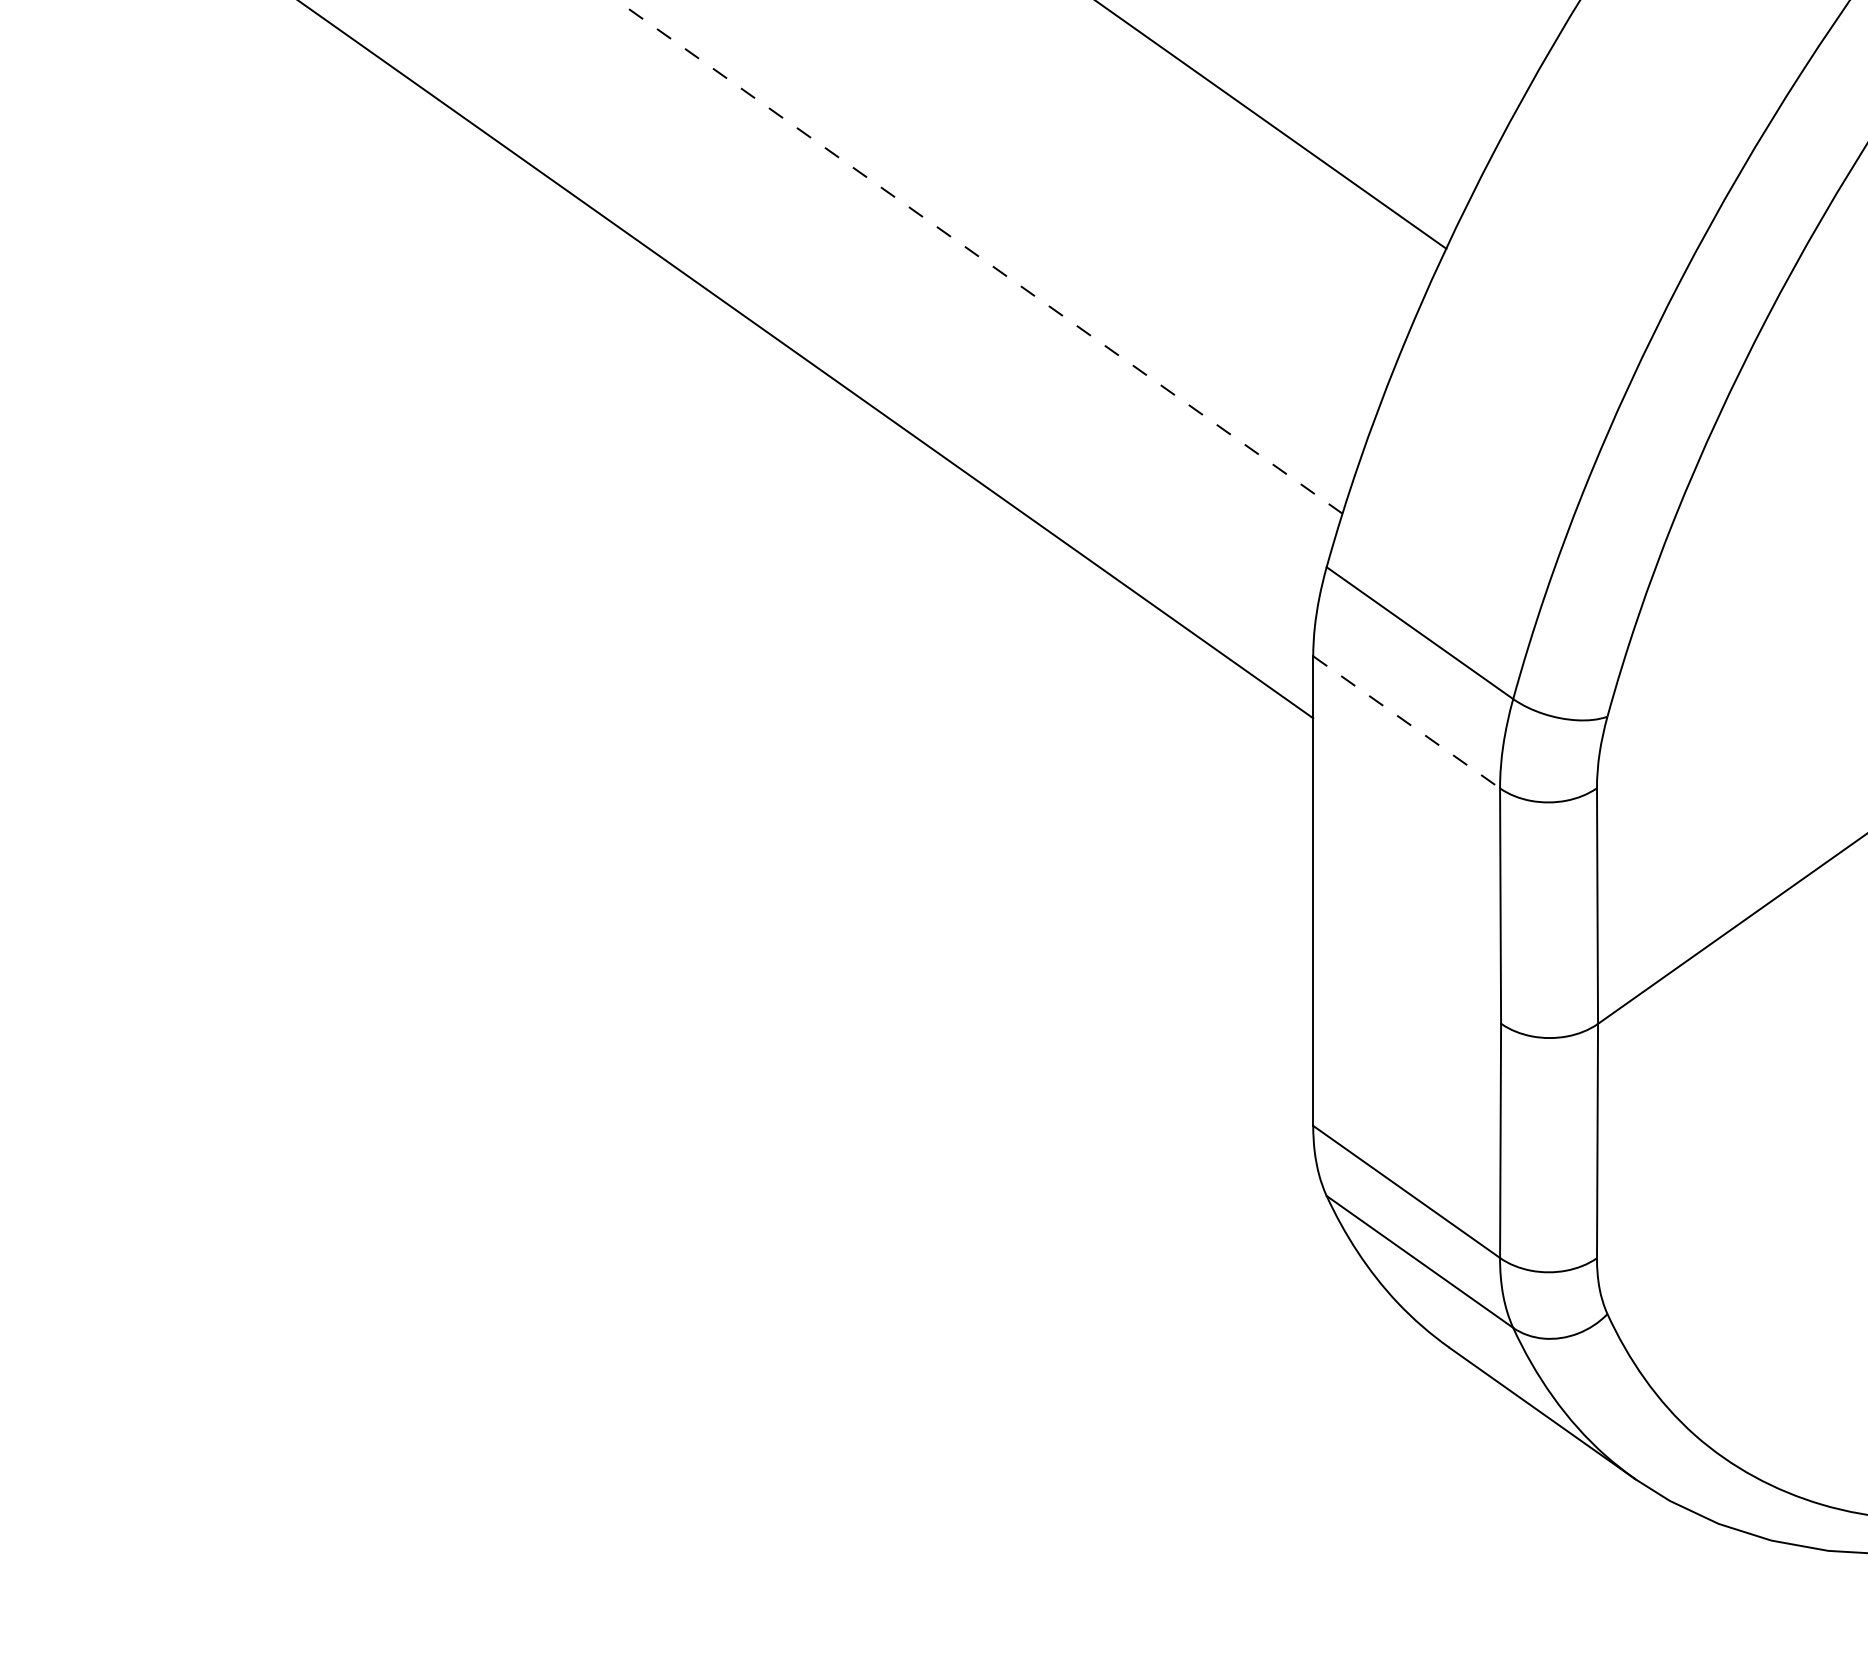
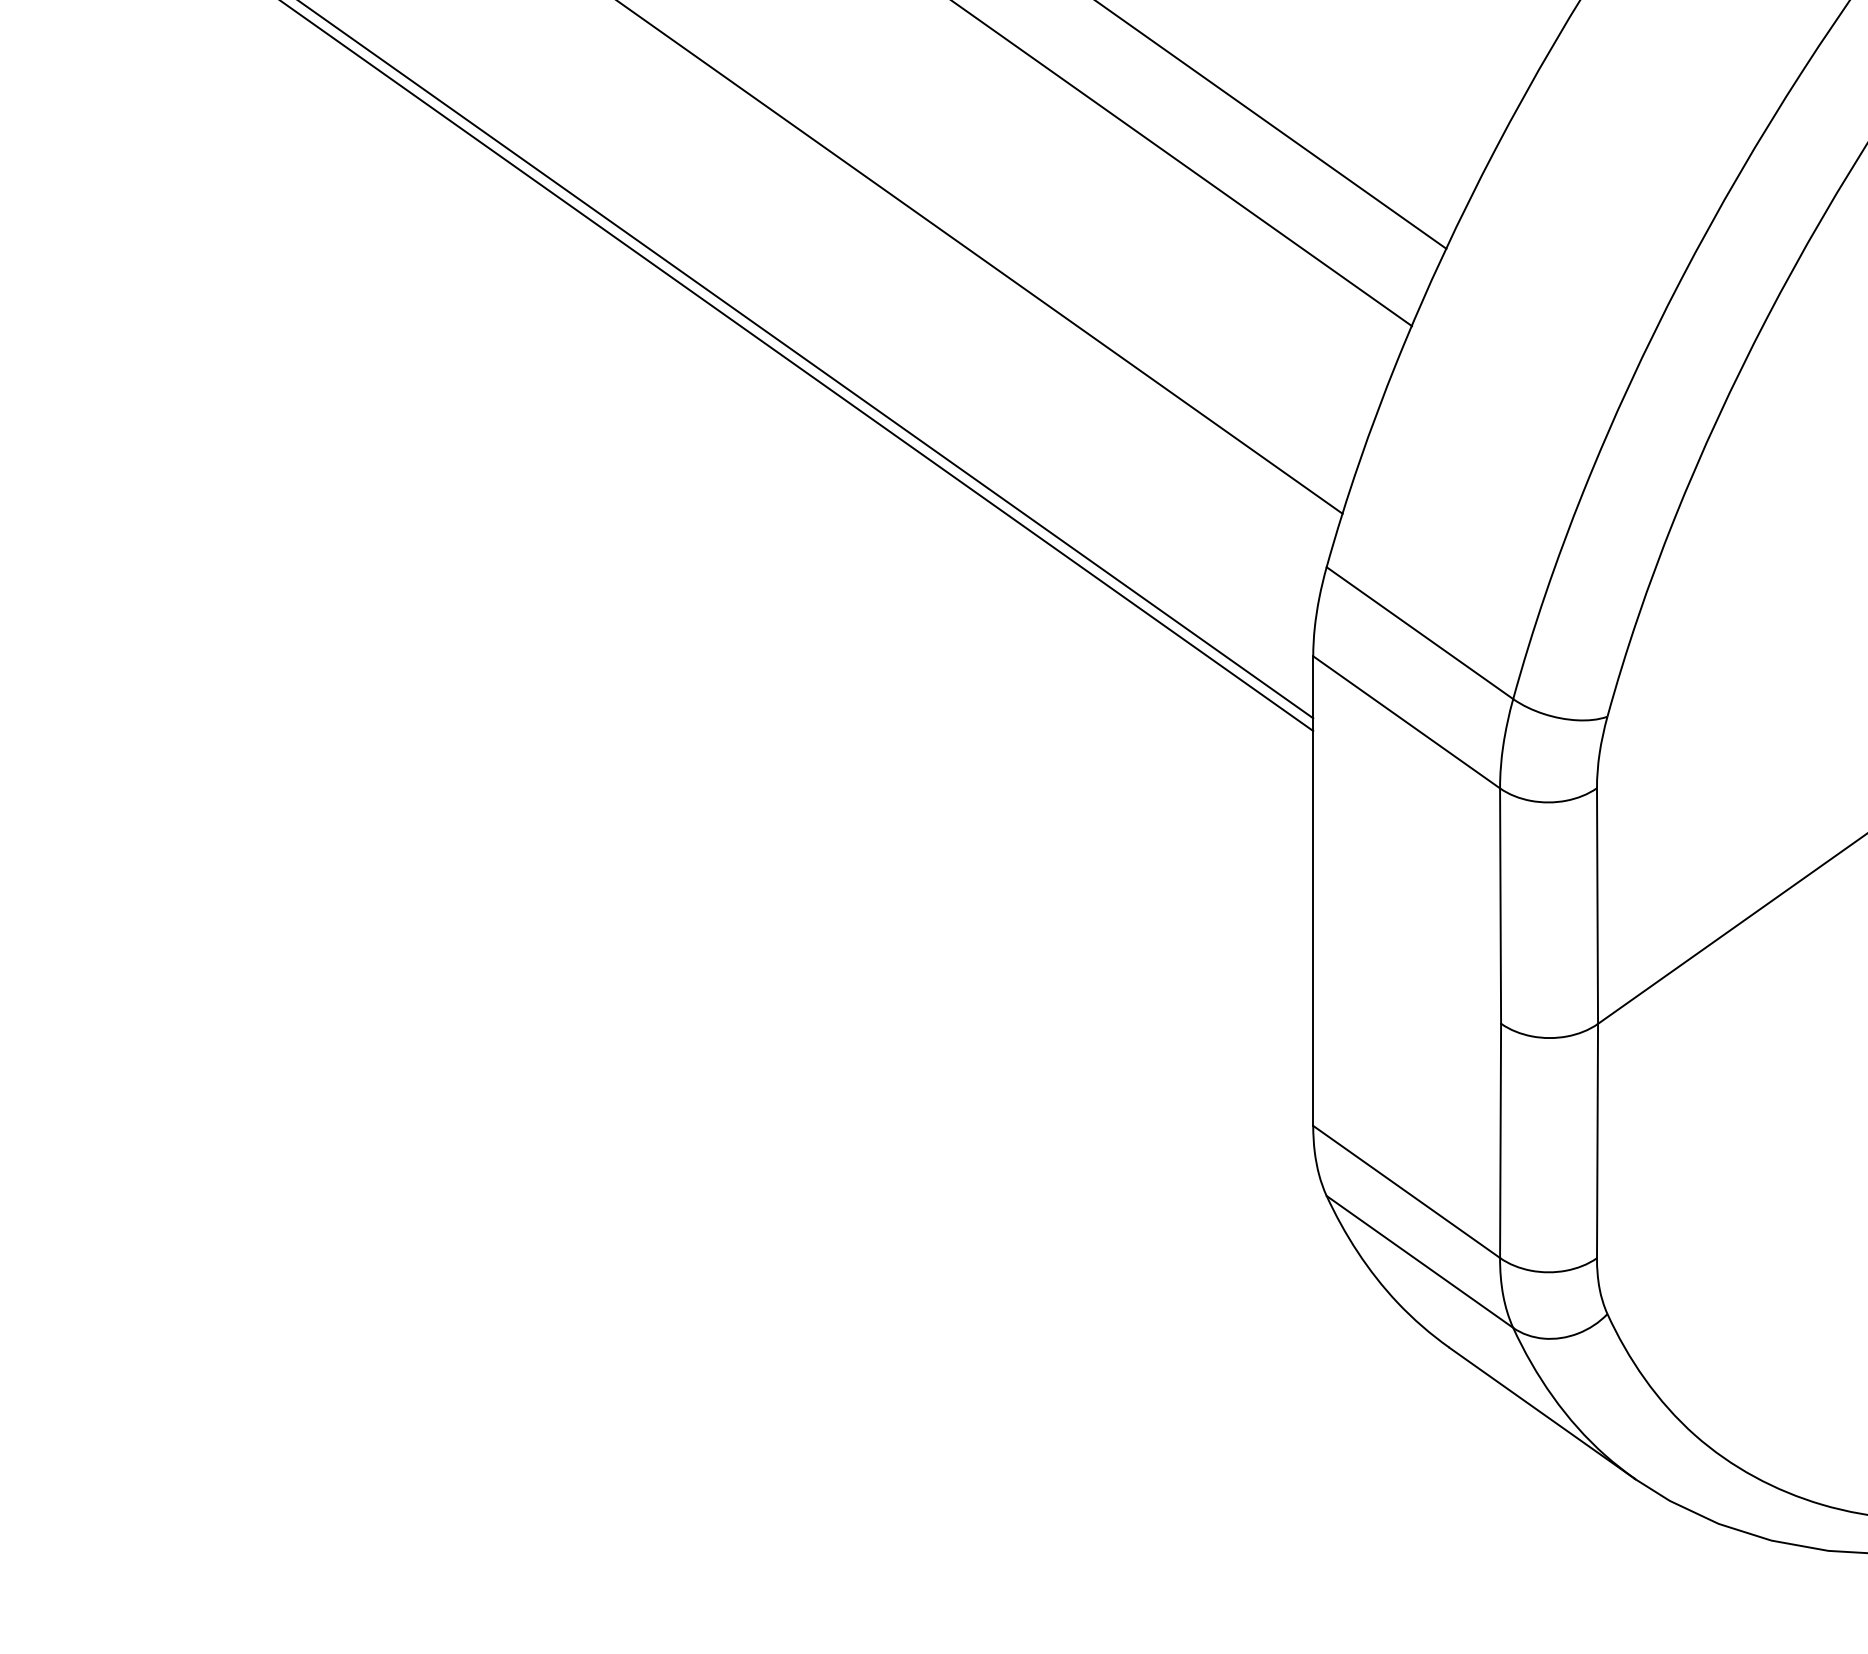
line: none -> present (1182, 164)
line: dashed -> solid (979, 256)
line: none -> present (797, 366)
line: dashed -> solid (1407, 722)
